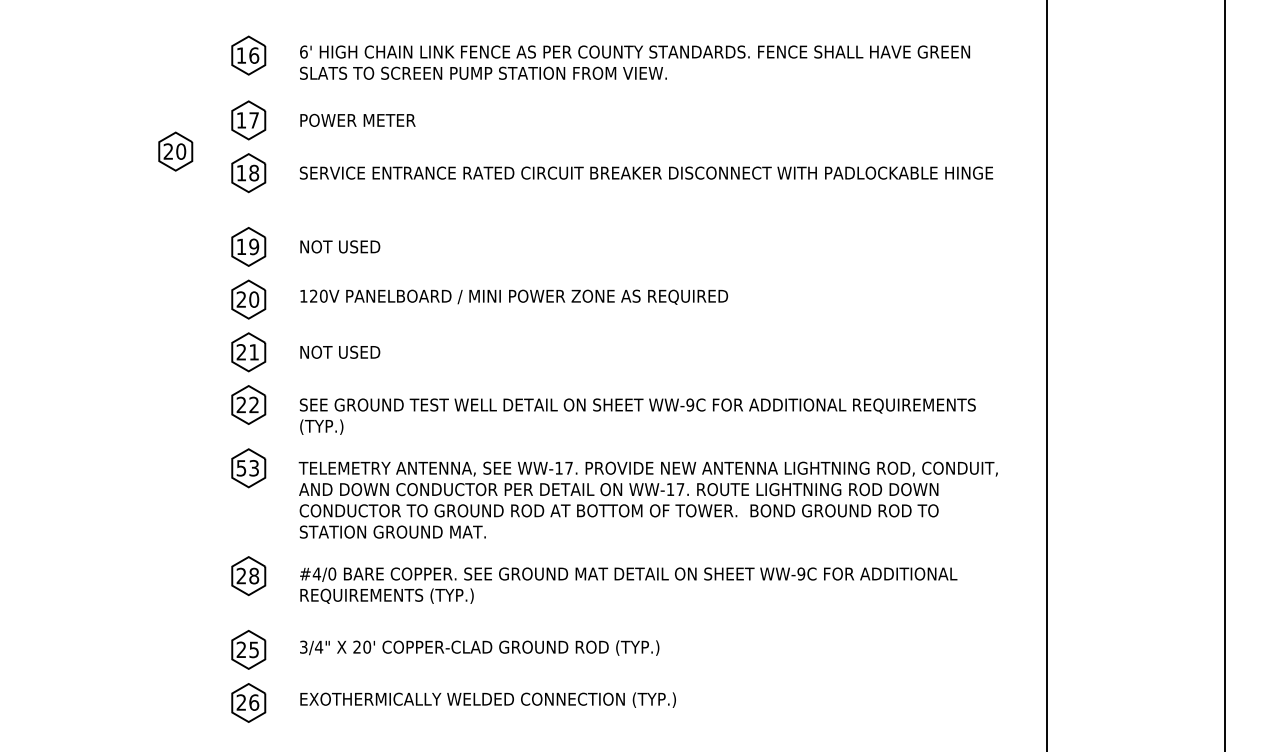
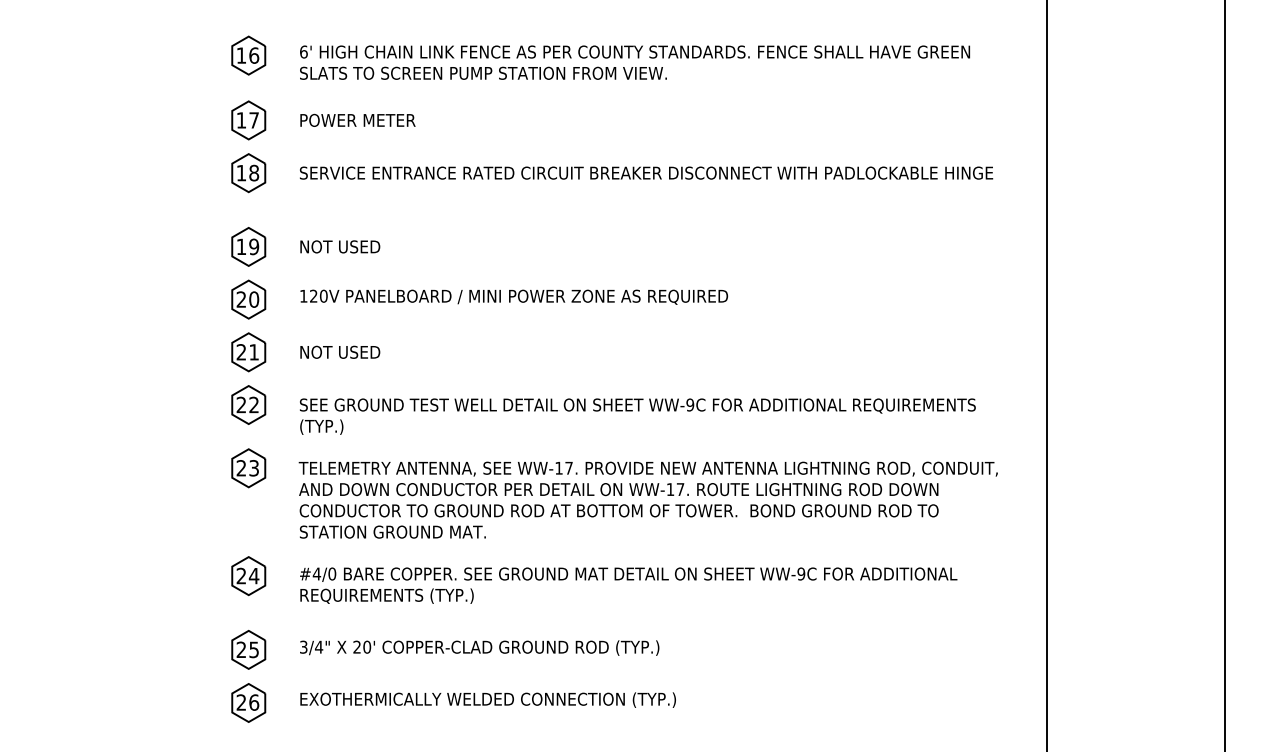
part: present -> none (175, 151)
text: 53 -> 23 (241, 468)
text: 28 -> 24 (253, 575)
